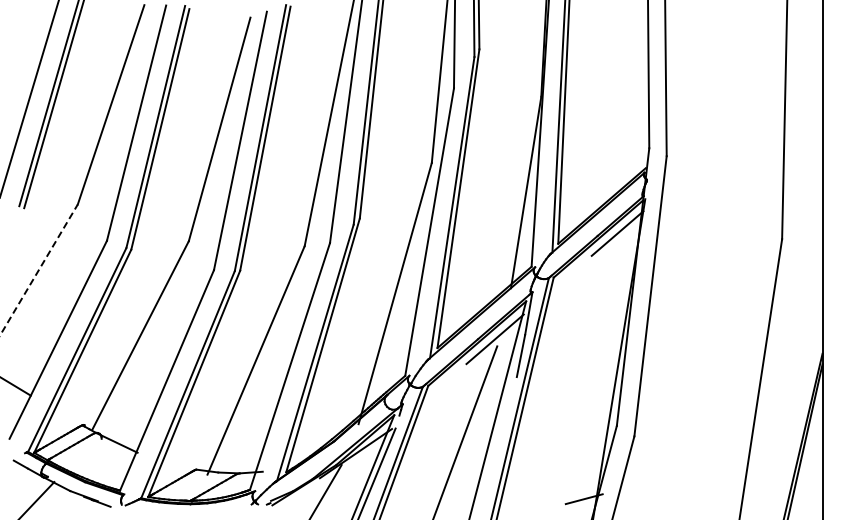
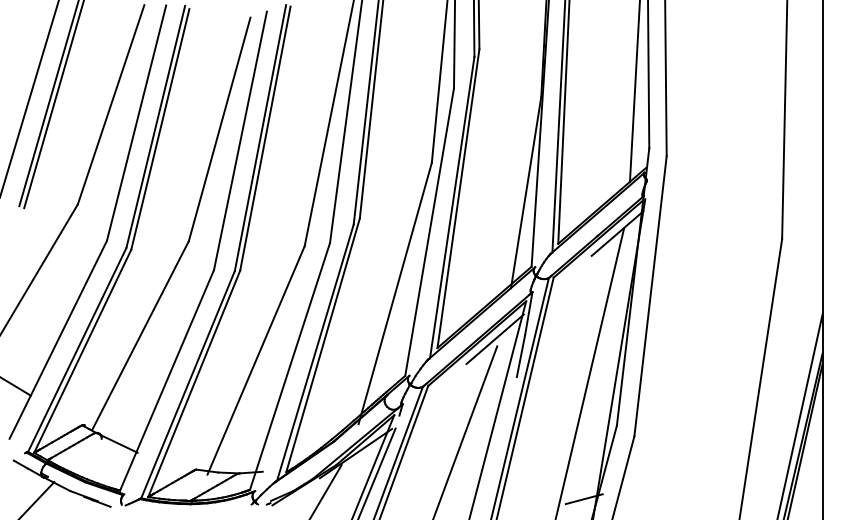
line: none -> present (634, 91)
line: dashed -> solid (39, 269)
line: none -> present (590, 372)
line: none -> present (800, 415)
